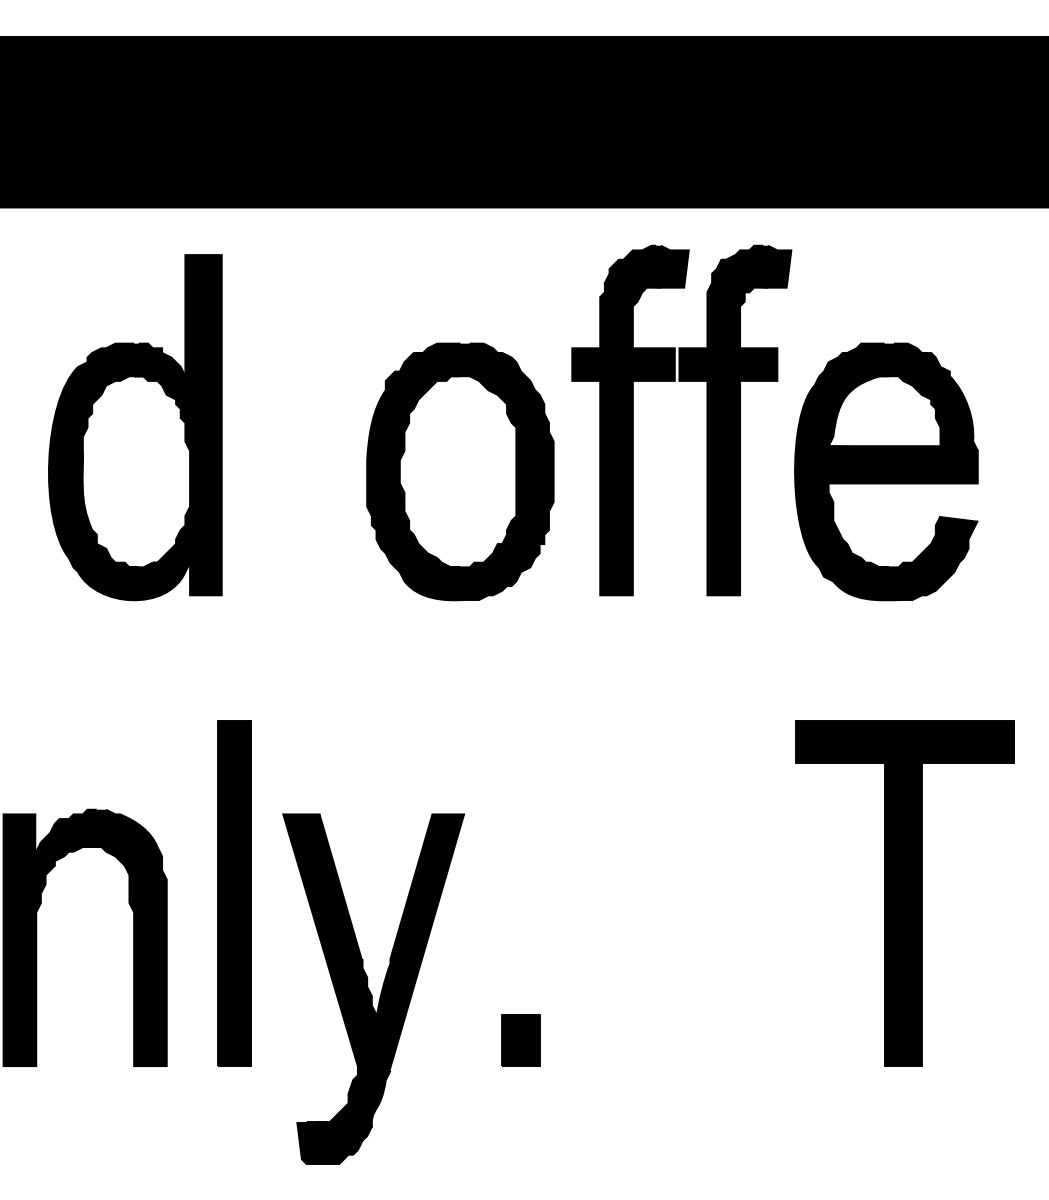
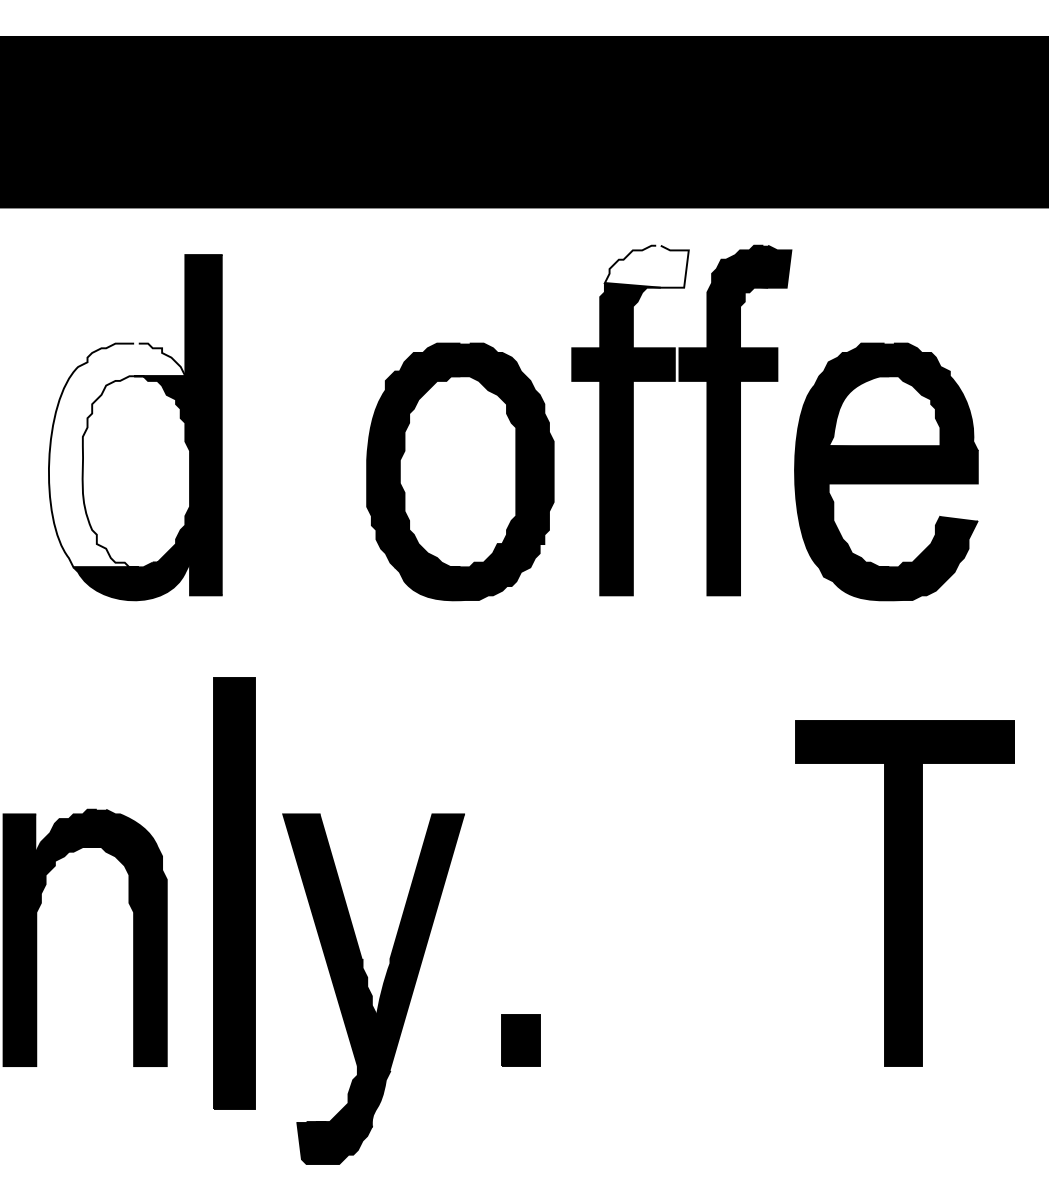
fill: present -> none (646, 266)
fill: present -> none (116, 455)
part size: 35x347 px -> 43x433 px (234, 893)
